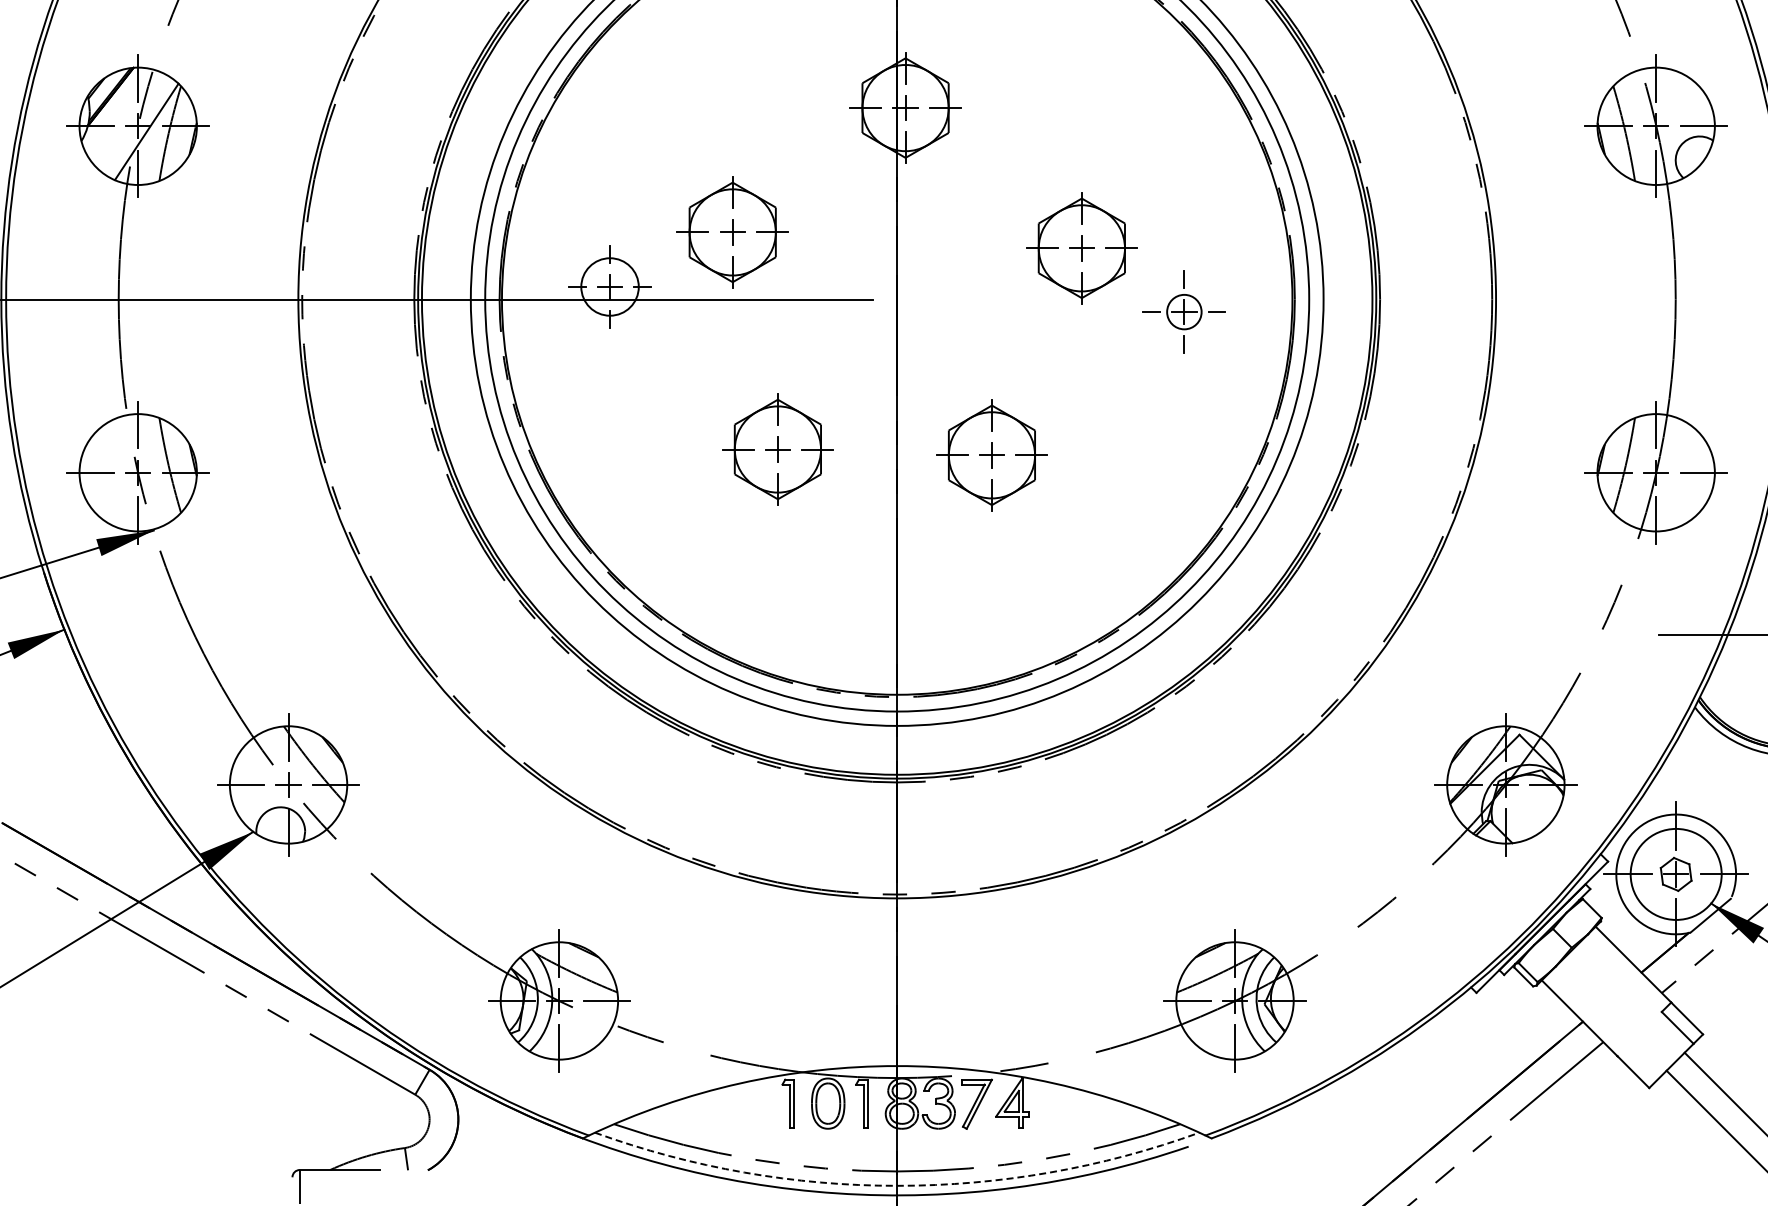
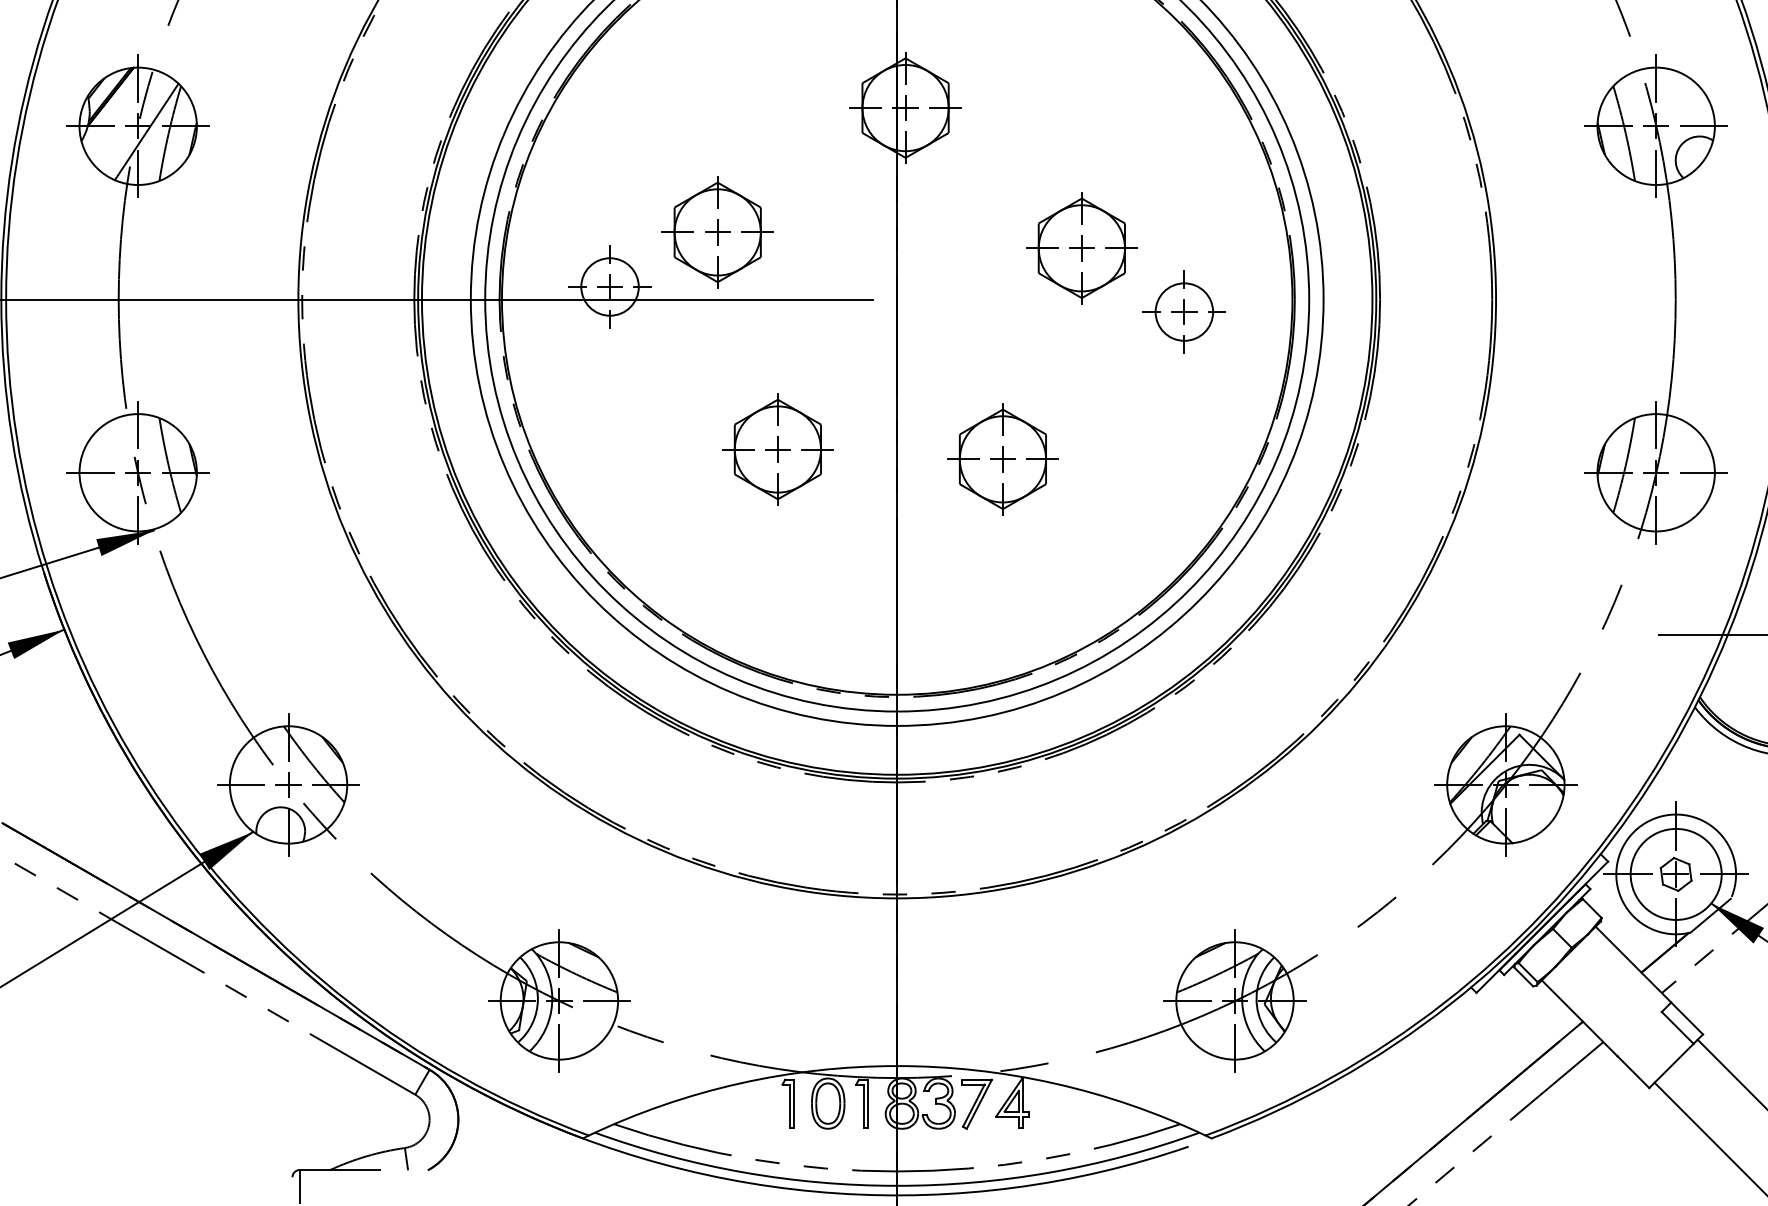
part position: (732, 232) -> (717, 232) (717, 232)
circle diameter: 34 px -> 57 px (1184, 311)
part position: (991, 455) -> (1002, 459) (1002, 459)
line position: (1724, 1092) -> (1730, 1073) (1730, 1073)
line position: (1715, 1119) -> (1709, 1137) (1709, 1137)
arc: dashed -> solid (897, 1185)
